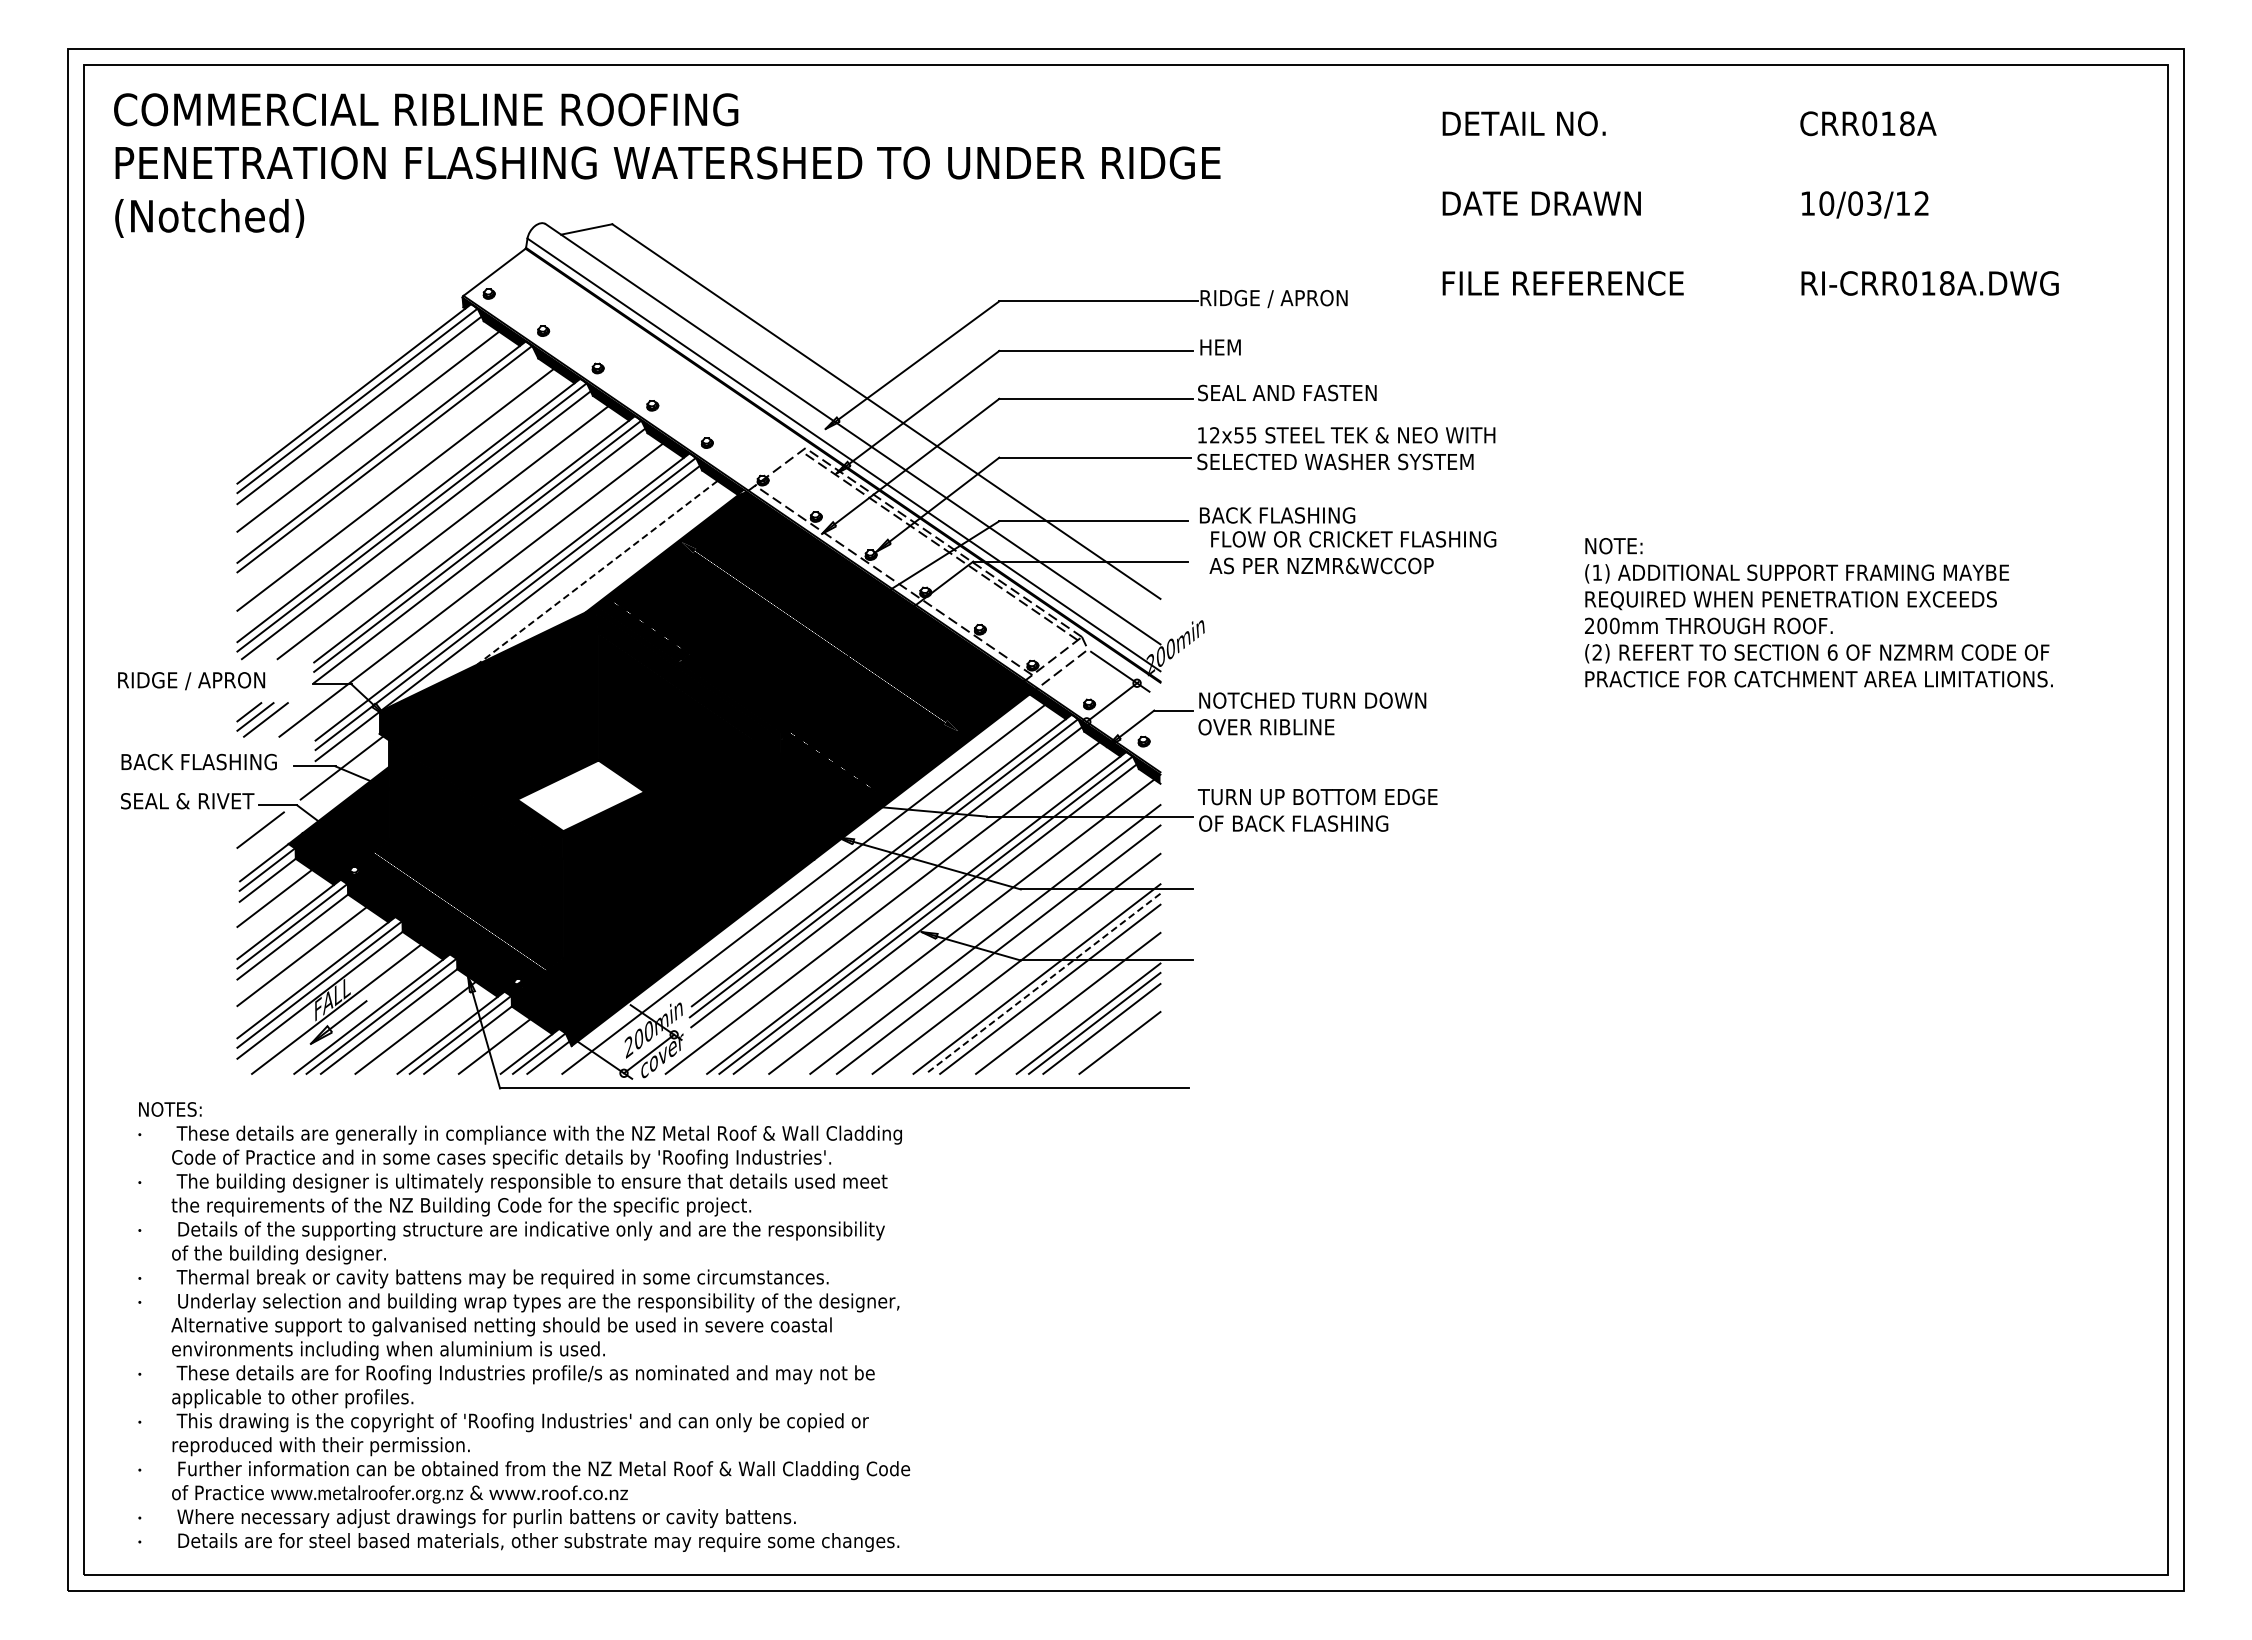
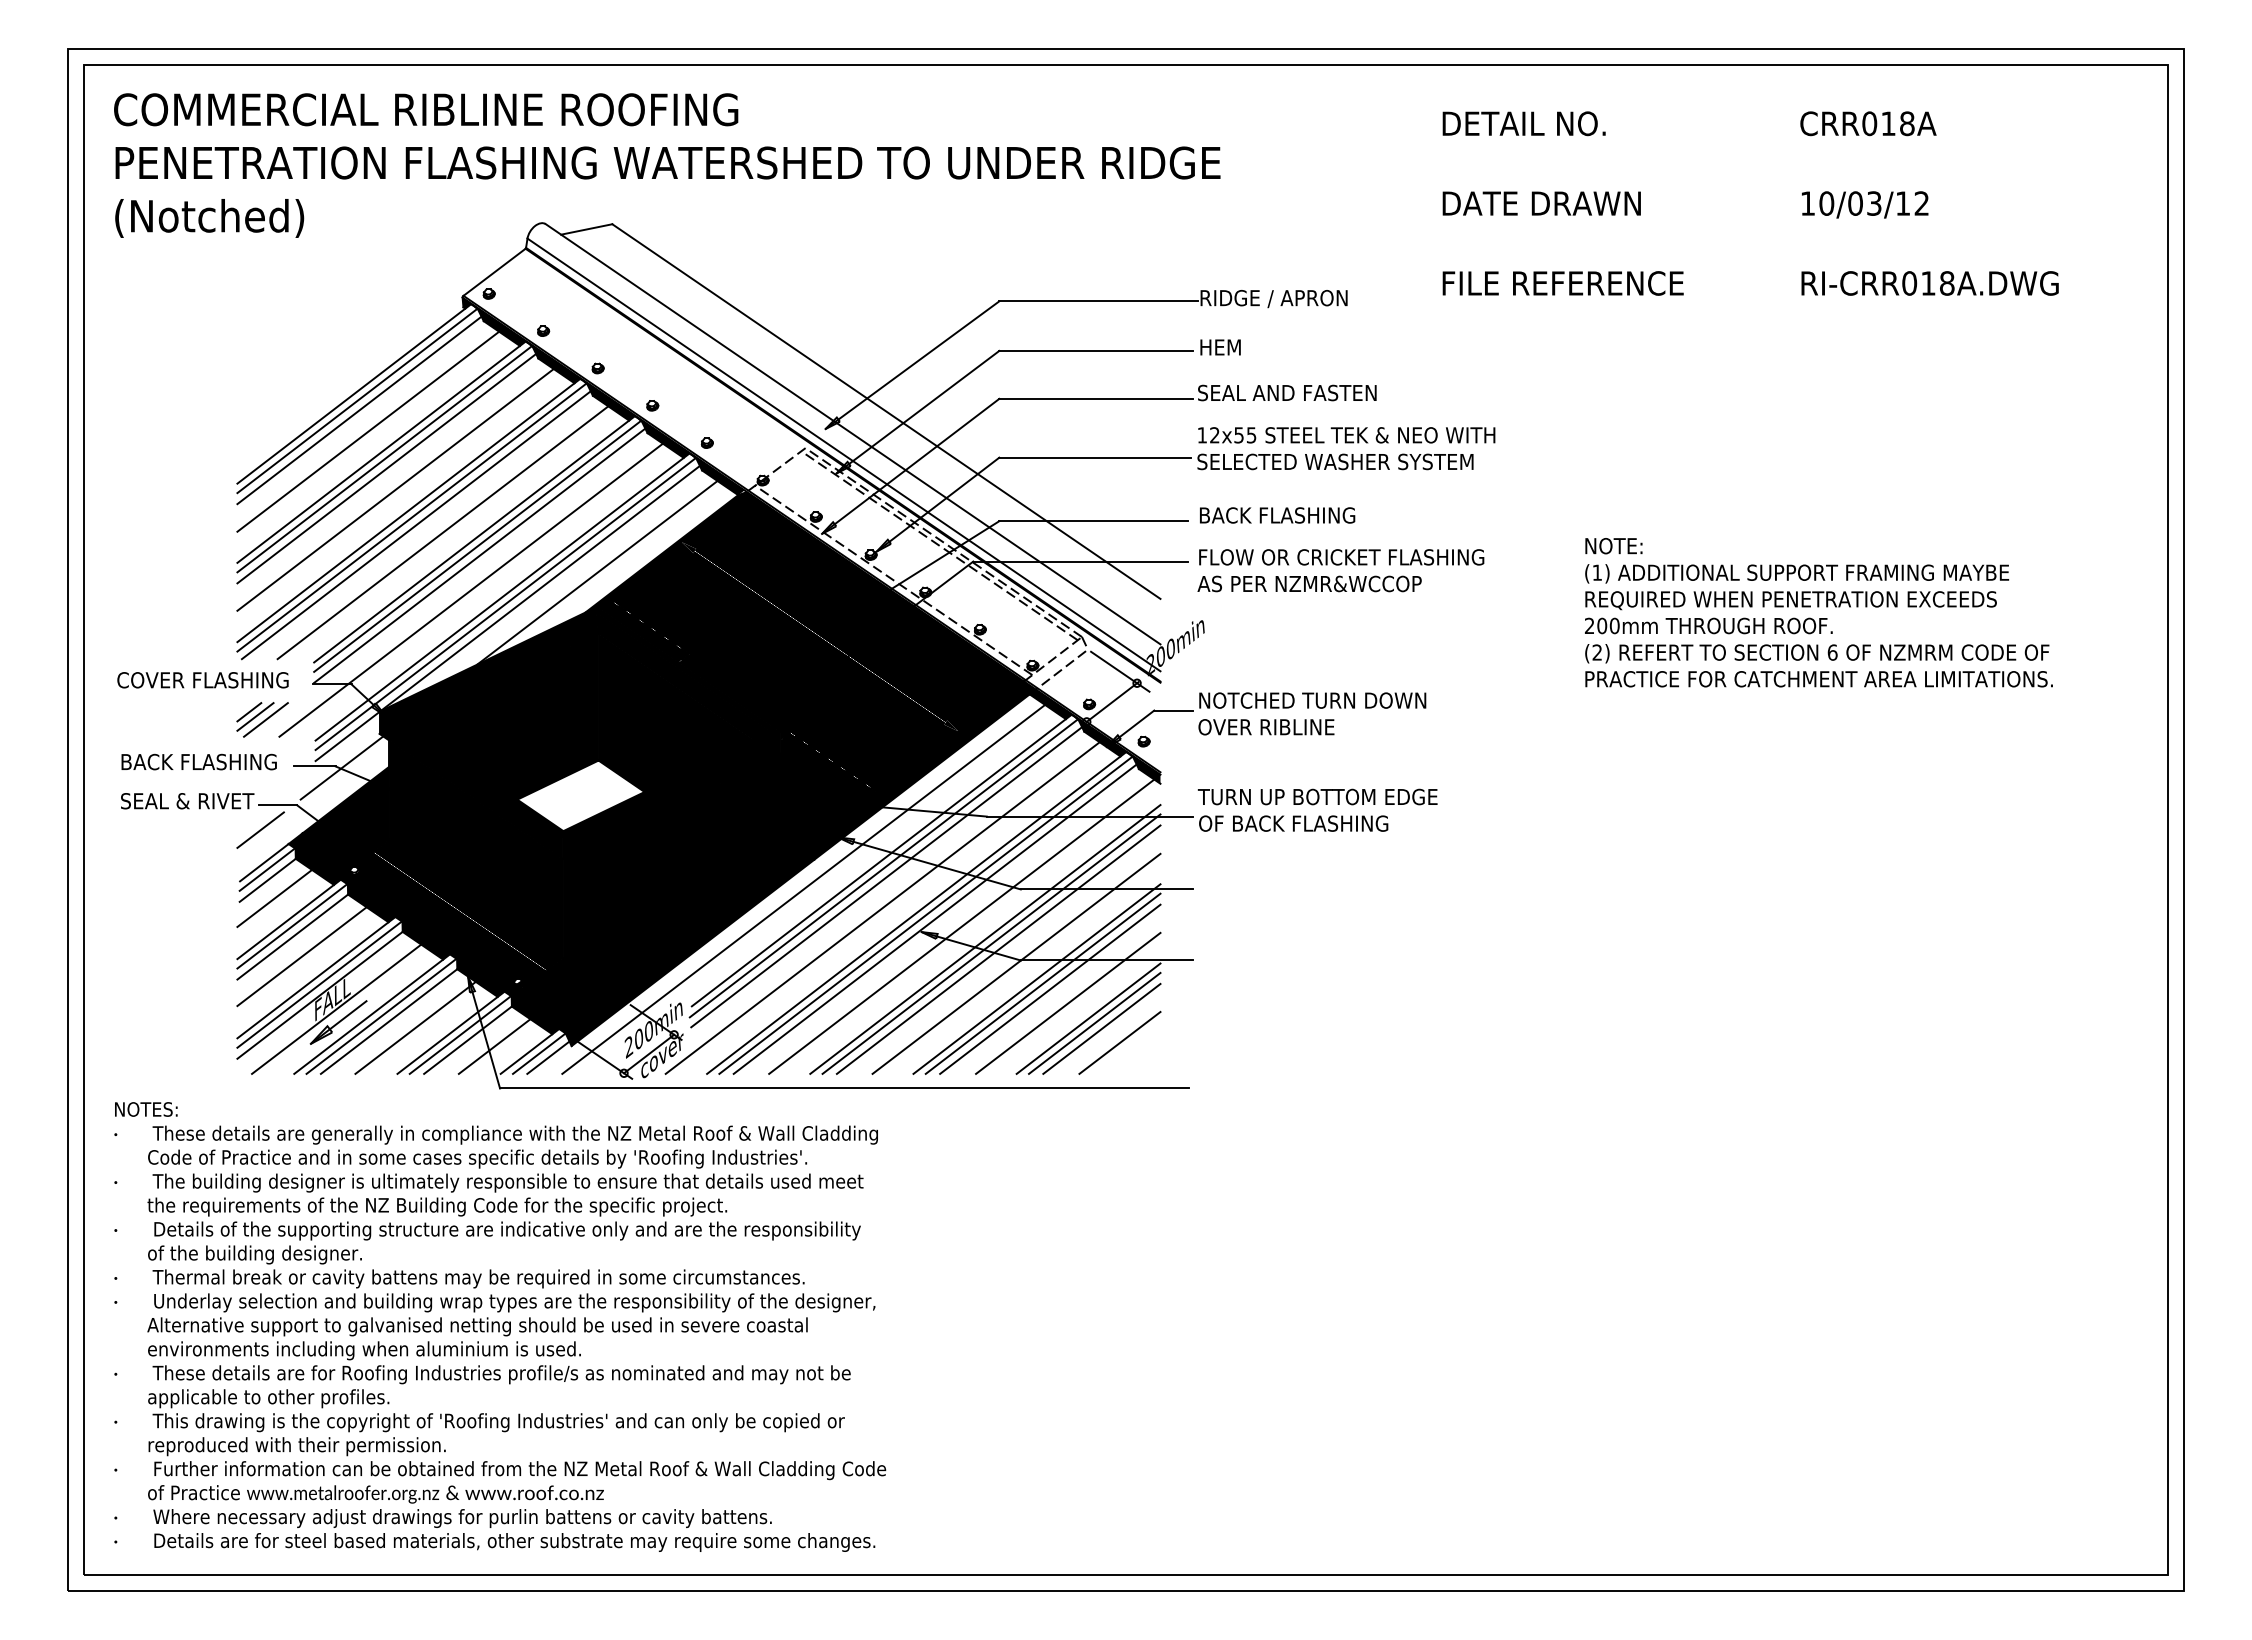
line: none -> present (386, 468)
text position: (1352, 552) -> (1340, 570) (1340, 570)
line: dashed -> solid (597, 573)
text: RIDGE / APRON -> COVER FLASHING (202, 681)
line: none -> present (991, 943)
line: dashed -> solid (1043, 983)
text position: (524, 1326) -> (500, 1326) (500, 1326)
